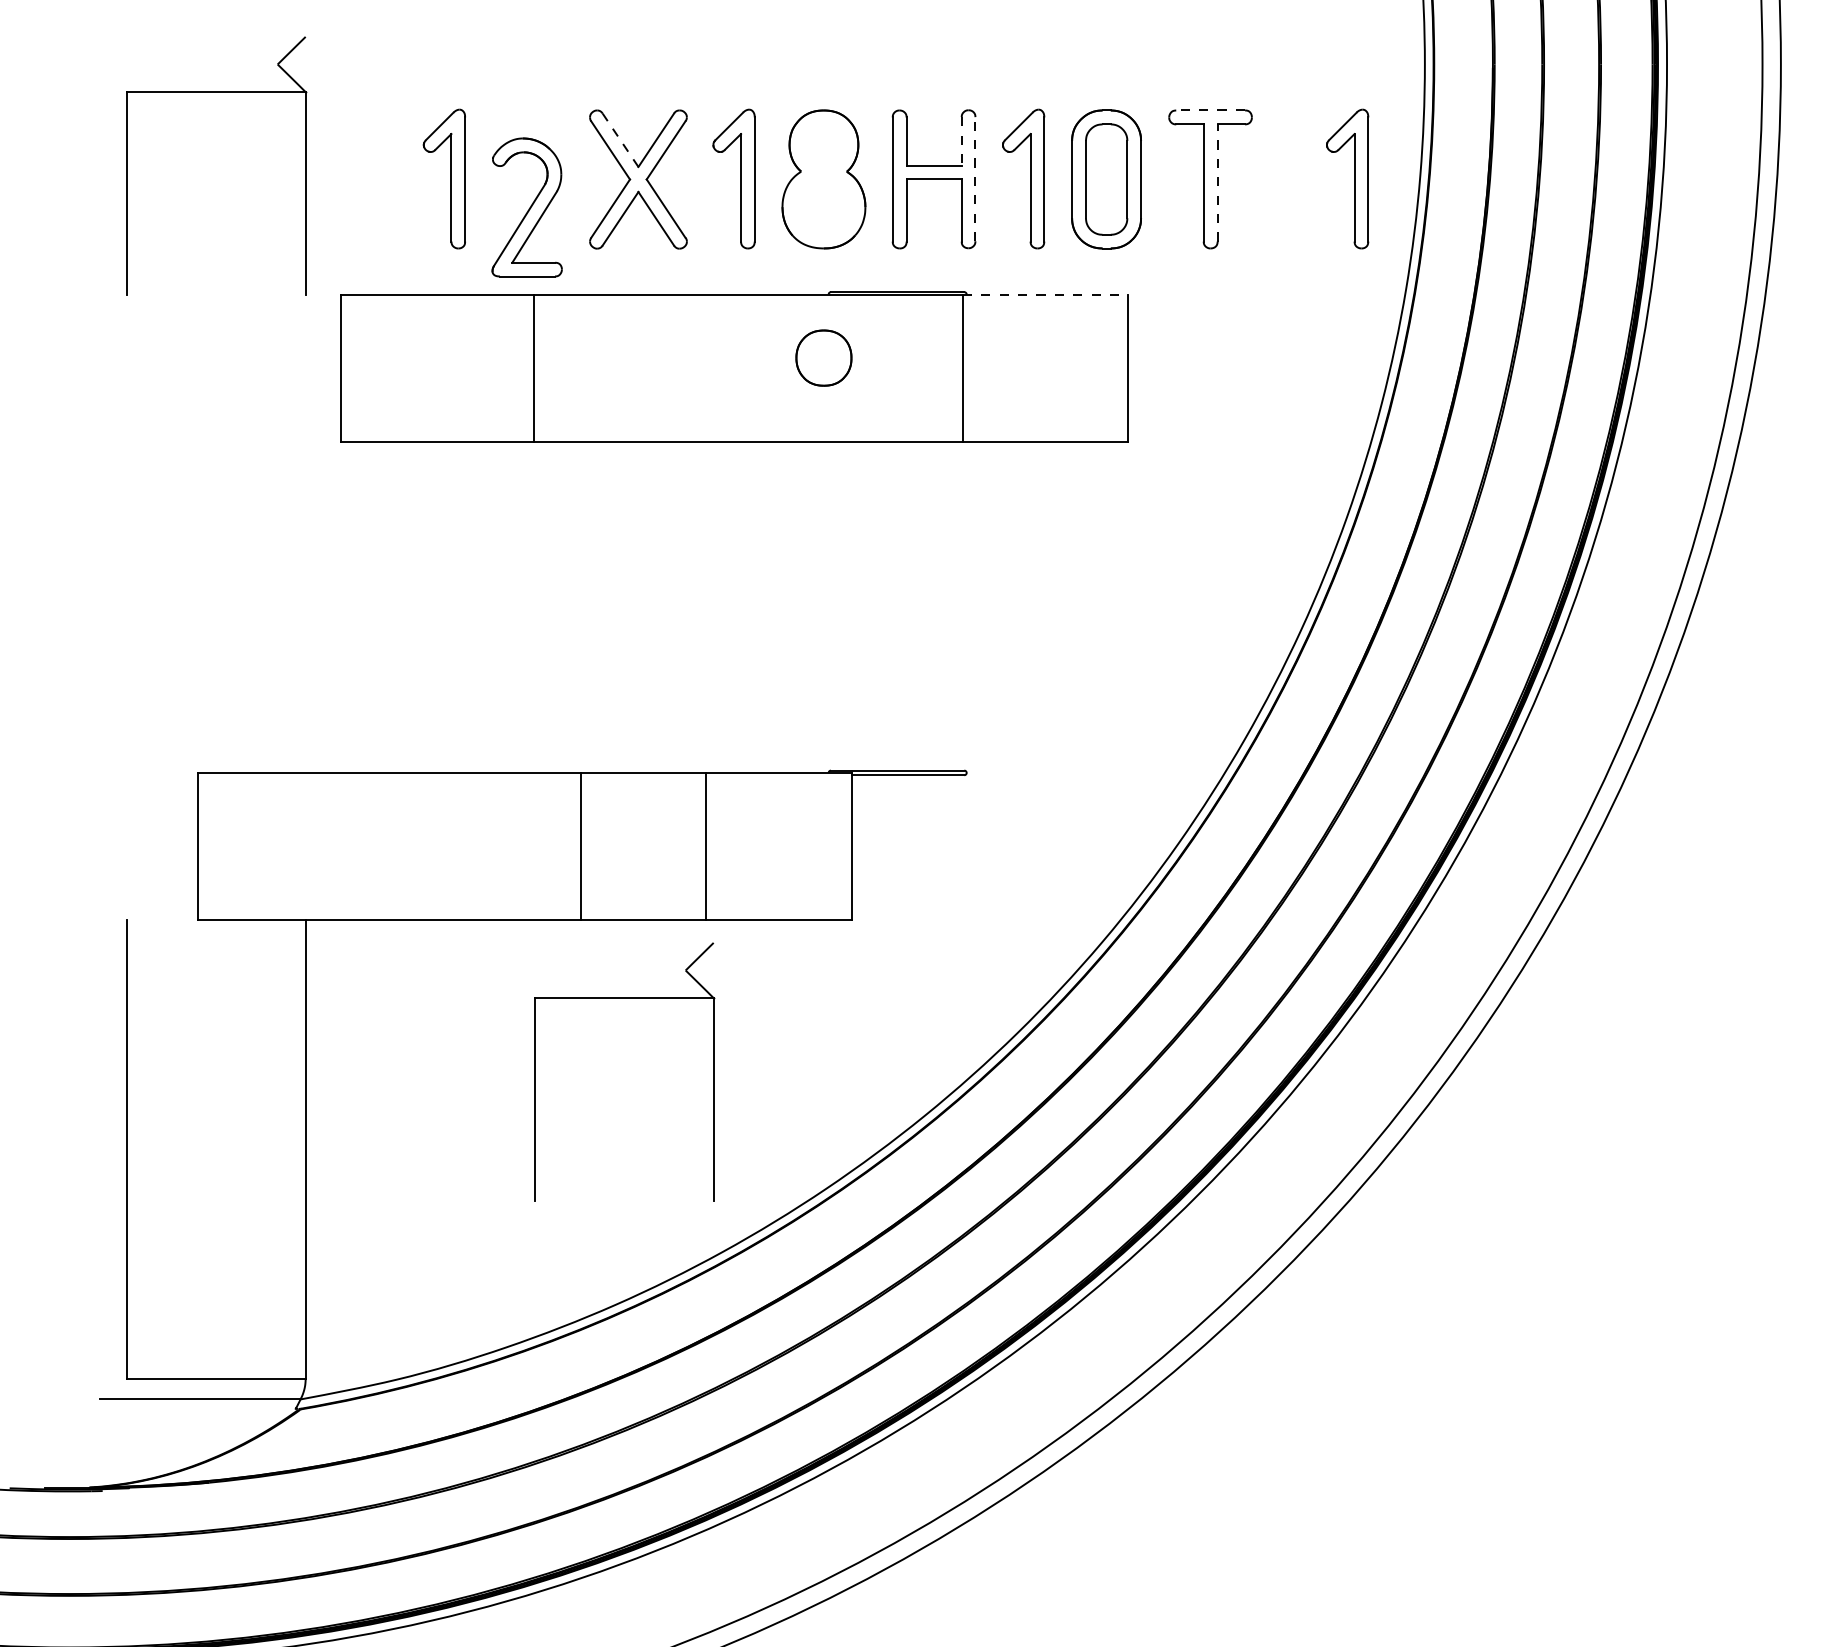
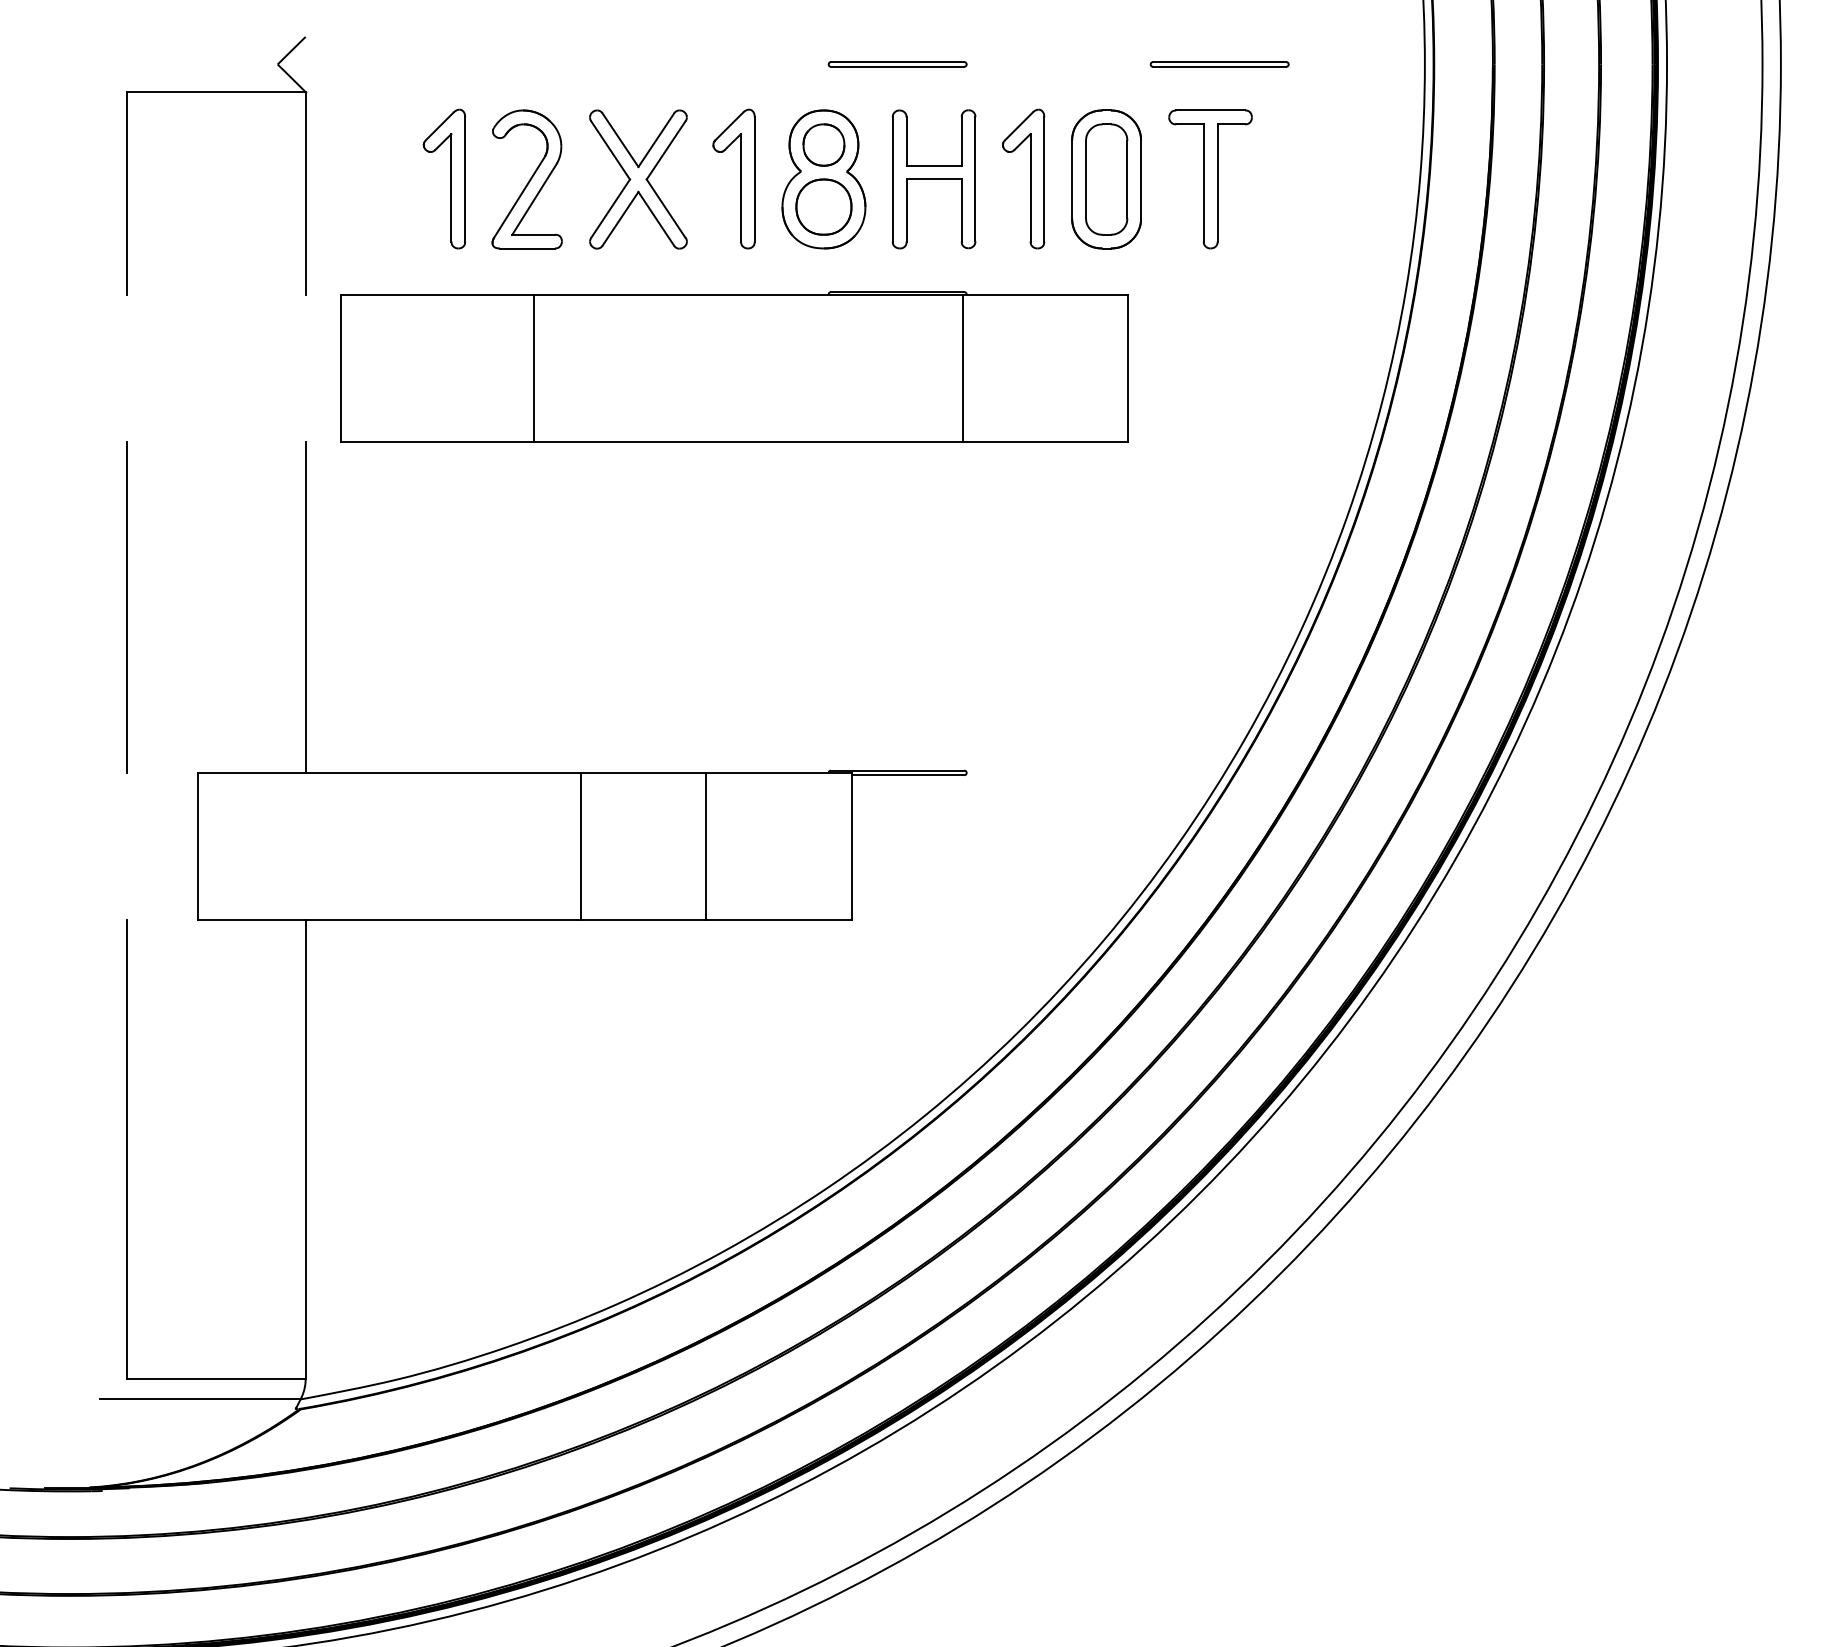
part: none -> present (897, 64)
part: none -> present (1219, 64)
line: dashed -> solid (1210, 110)
line: dashed -> solid (620, 139)
line: dashed -> solid (961, 141)
part: none -> present (823, 144)
line: dashed -> solid (975, 178)
part: present -> none (1354, 178)
line: dashed -> solid (1217, 183)
part position: (526, 207) -> (526, 179) (526, 179)
line: dashed -> solid (1045, 294)
part position: (823, 357) -> (823, 206) (823, 206)
line: none -> present (126, 606)
line: none -> present (305, 606)
part: present -> none (624, 998)
